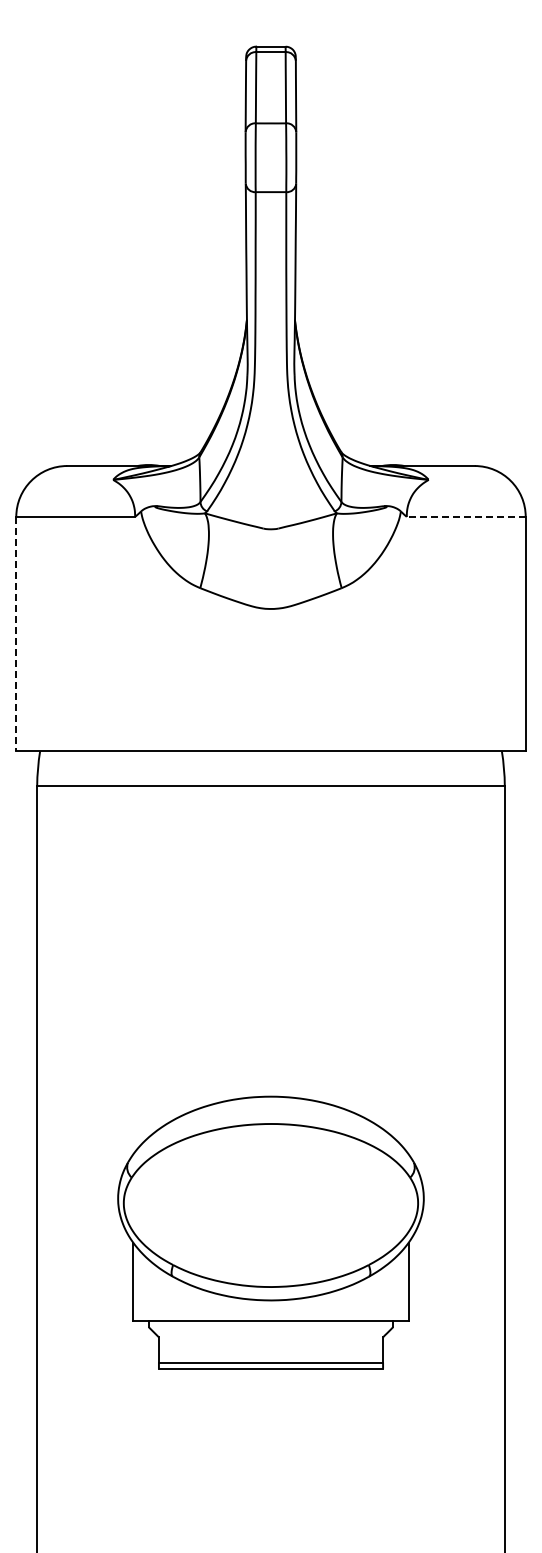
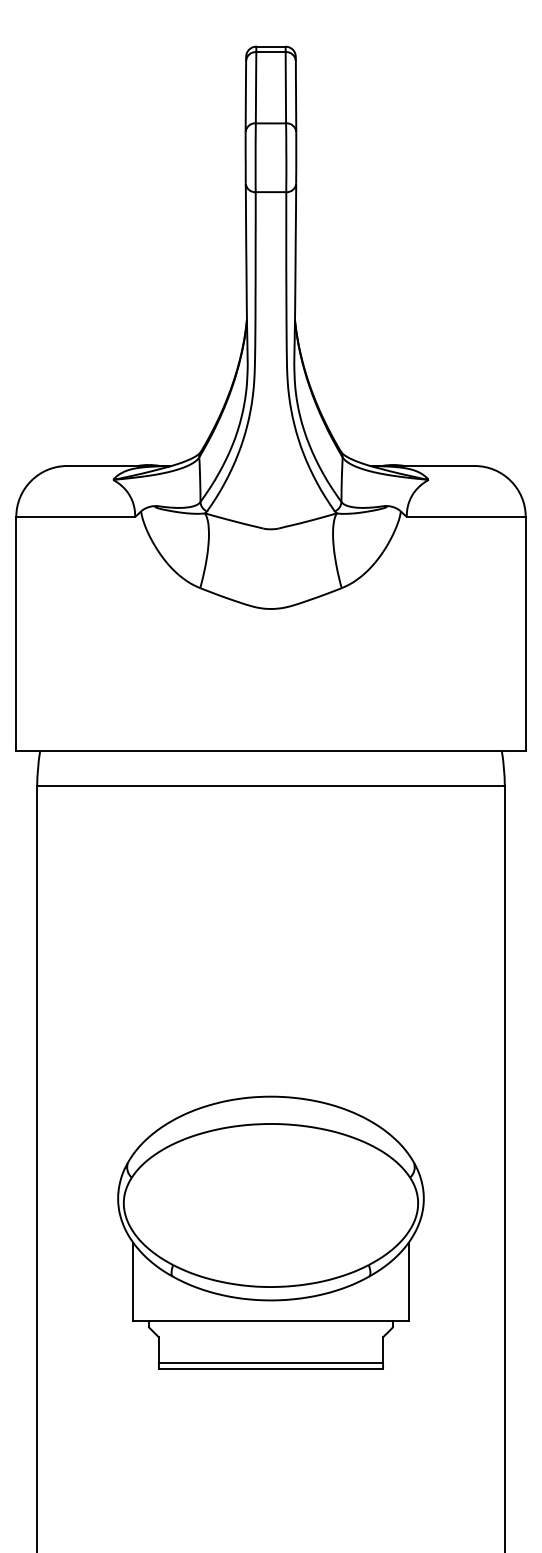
line: dashed -> solid (465, 516)
line: dashed -> solid (16, 634)
